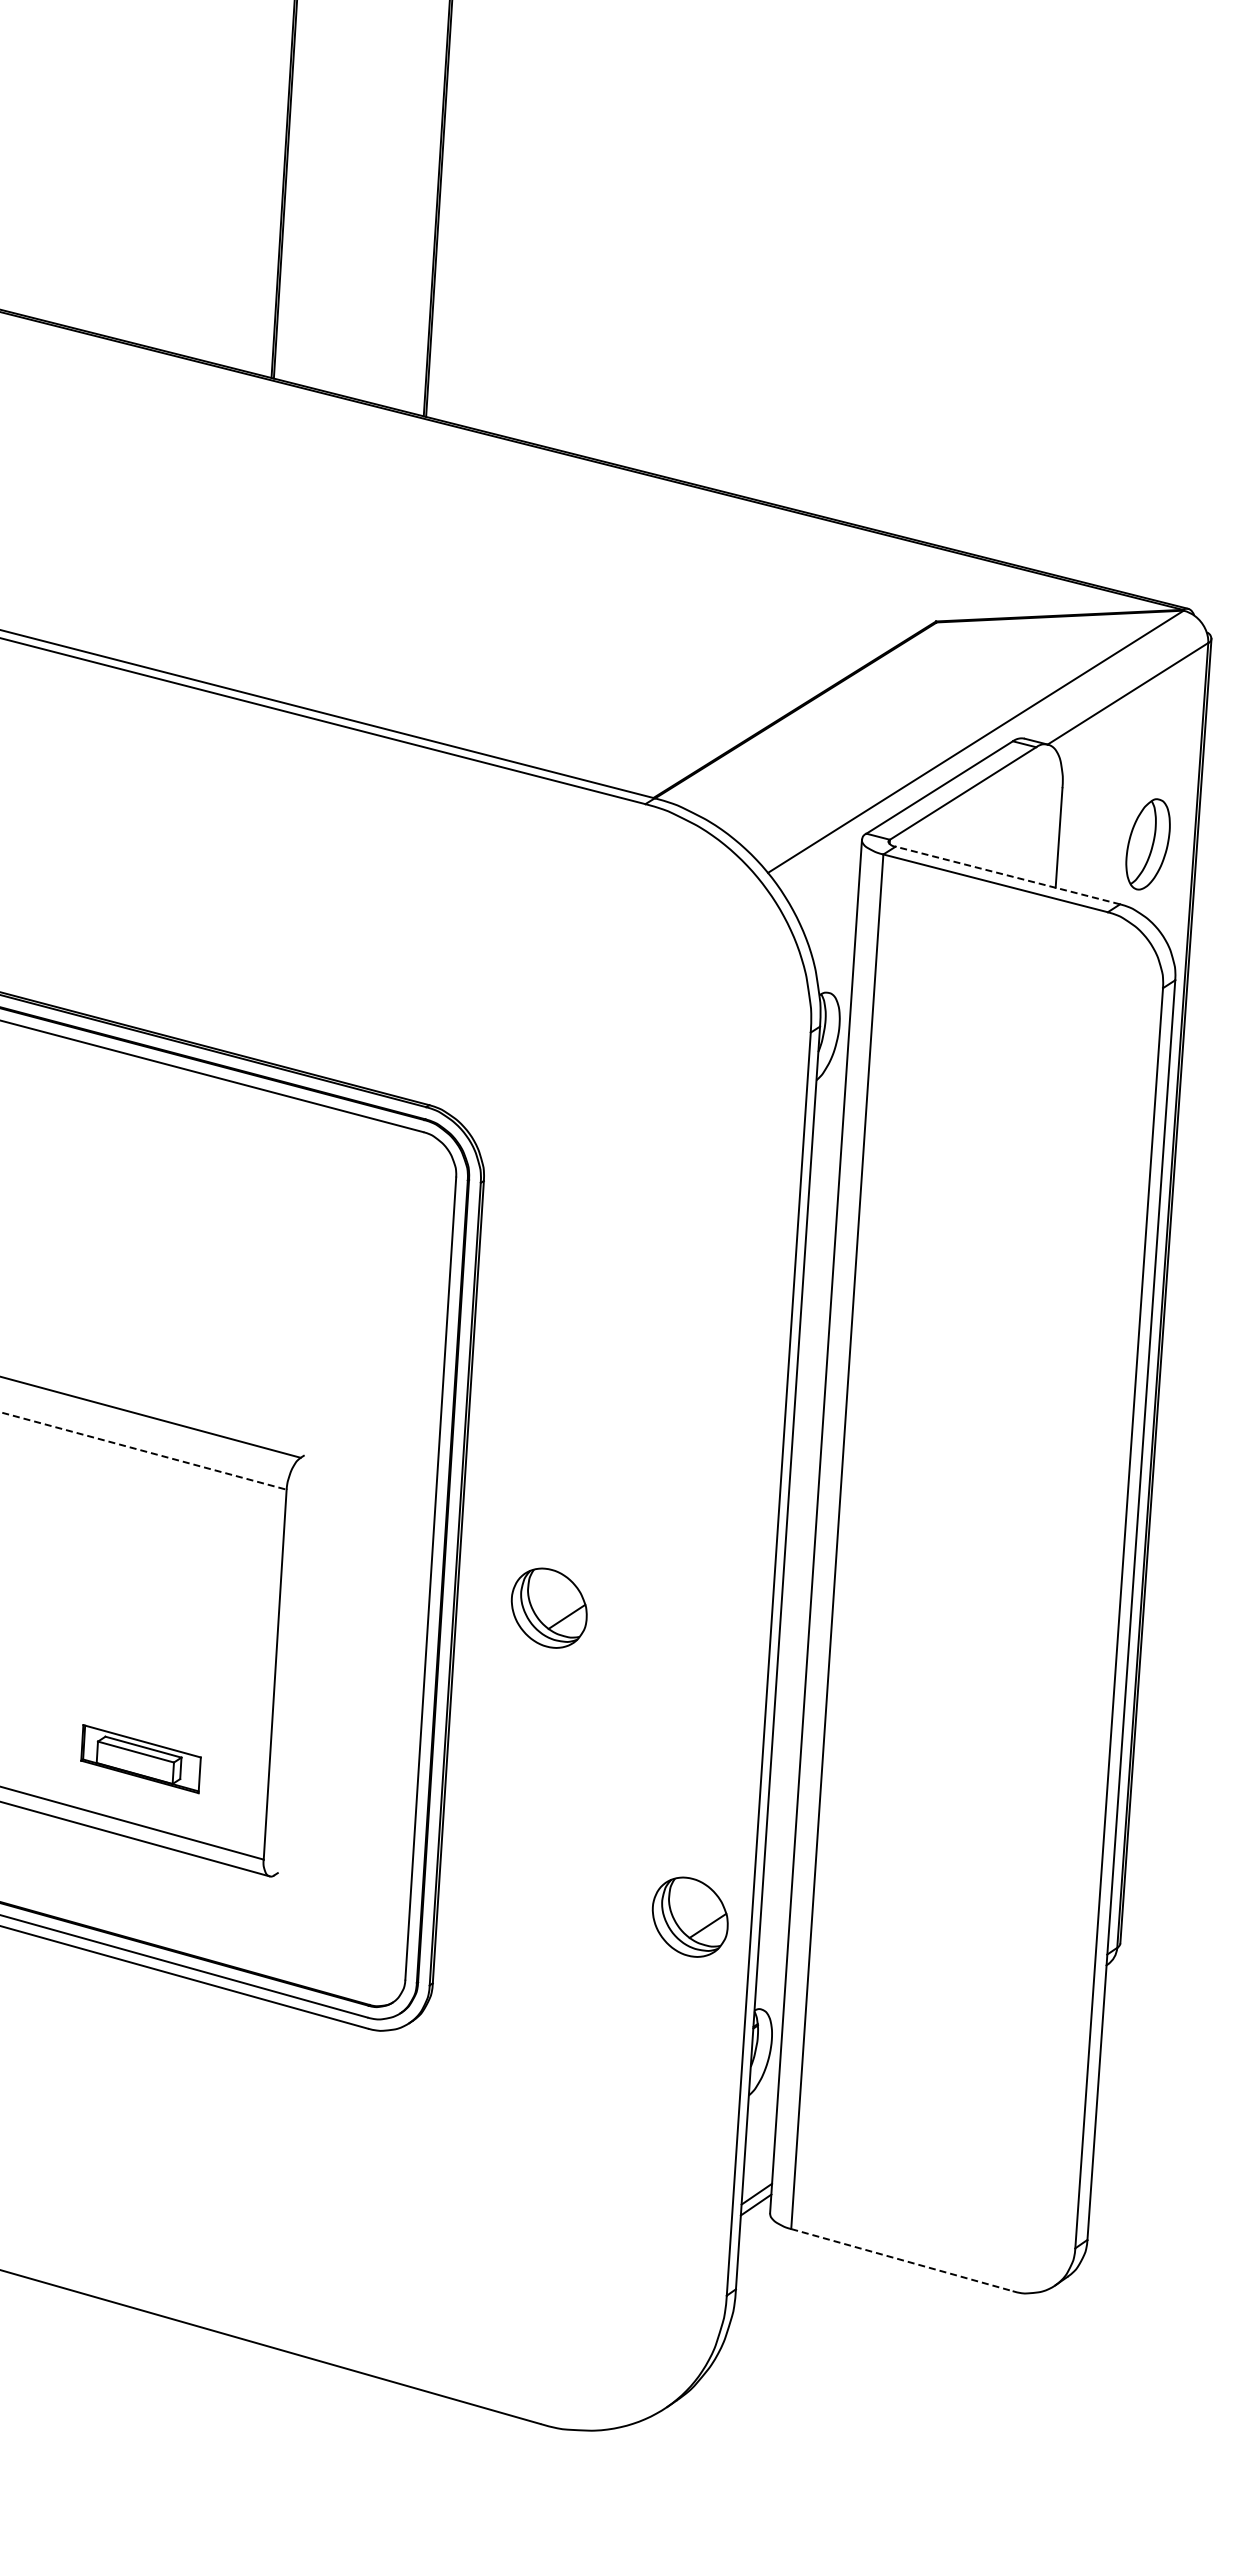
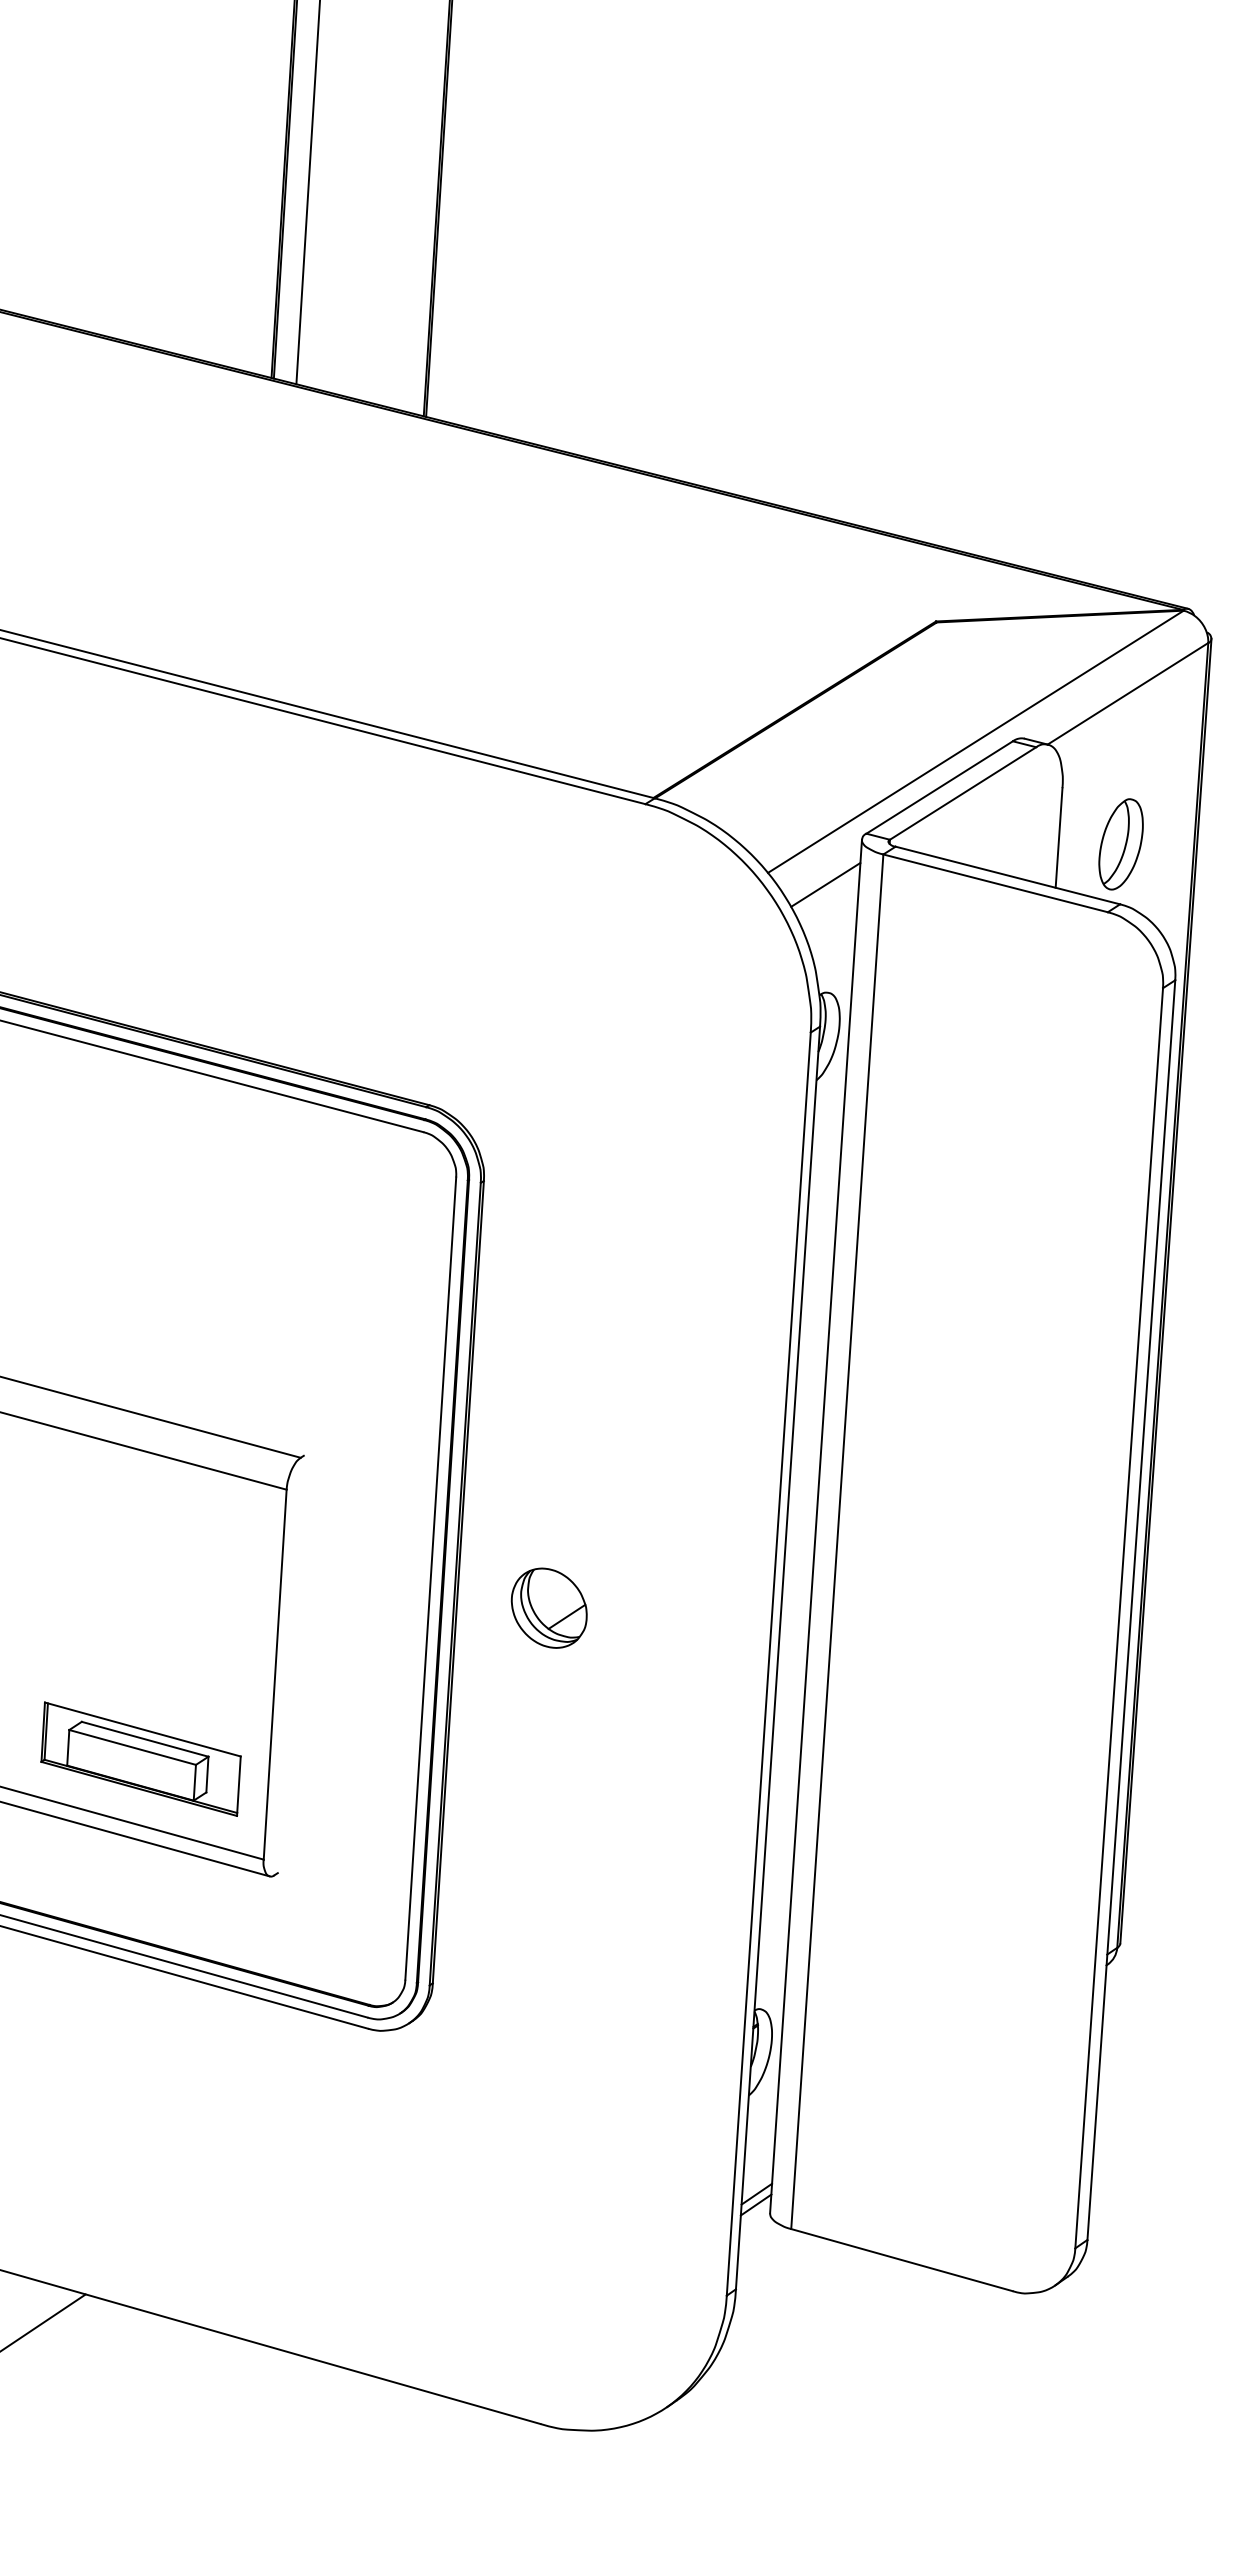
line: none -> present (307, 193)
part position: (1147, 844) -> (1120, 844) (1120, 844)
line: dashed -> solid (1007, 875)
line: none -> present (825, 884)
line: dashed -> solid (143, 1451)
part size: 122x71 px -> 202x116 px (140, 1758)
part: present -> none (689, 1916)
line: dashed -> solid (901, 2260)
line: none -> present (43, 2322)
